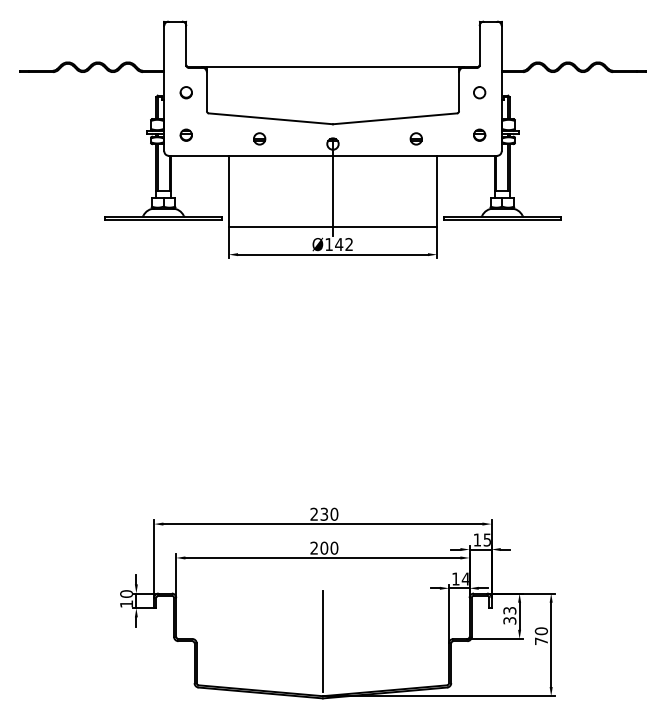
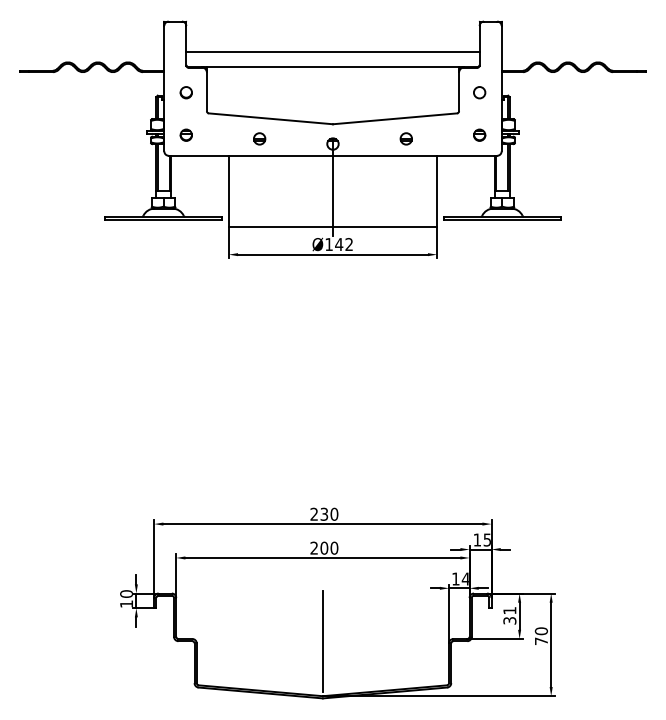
line: none -> present (332, 52)
part position: (415, 138) -> (405, 138) (405, 138)
text: 33 -> 31 (509, 610)
